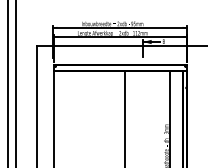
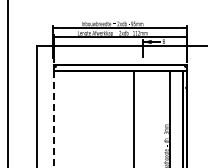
line: present -> none (16, 83)
line position: (124, 117) -> (133, 117) (133, 117)
line: solid -> dashed (54, 118)
